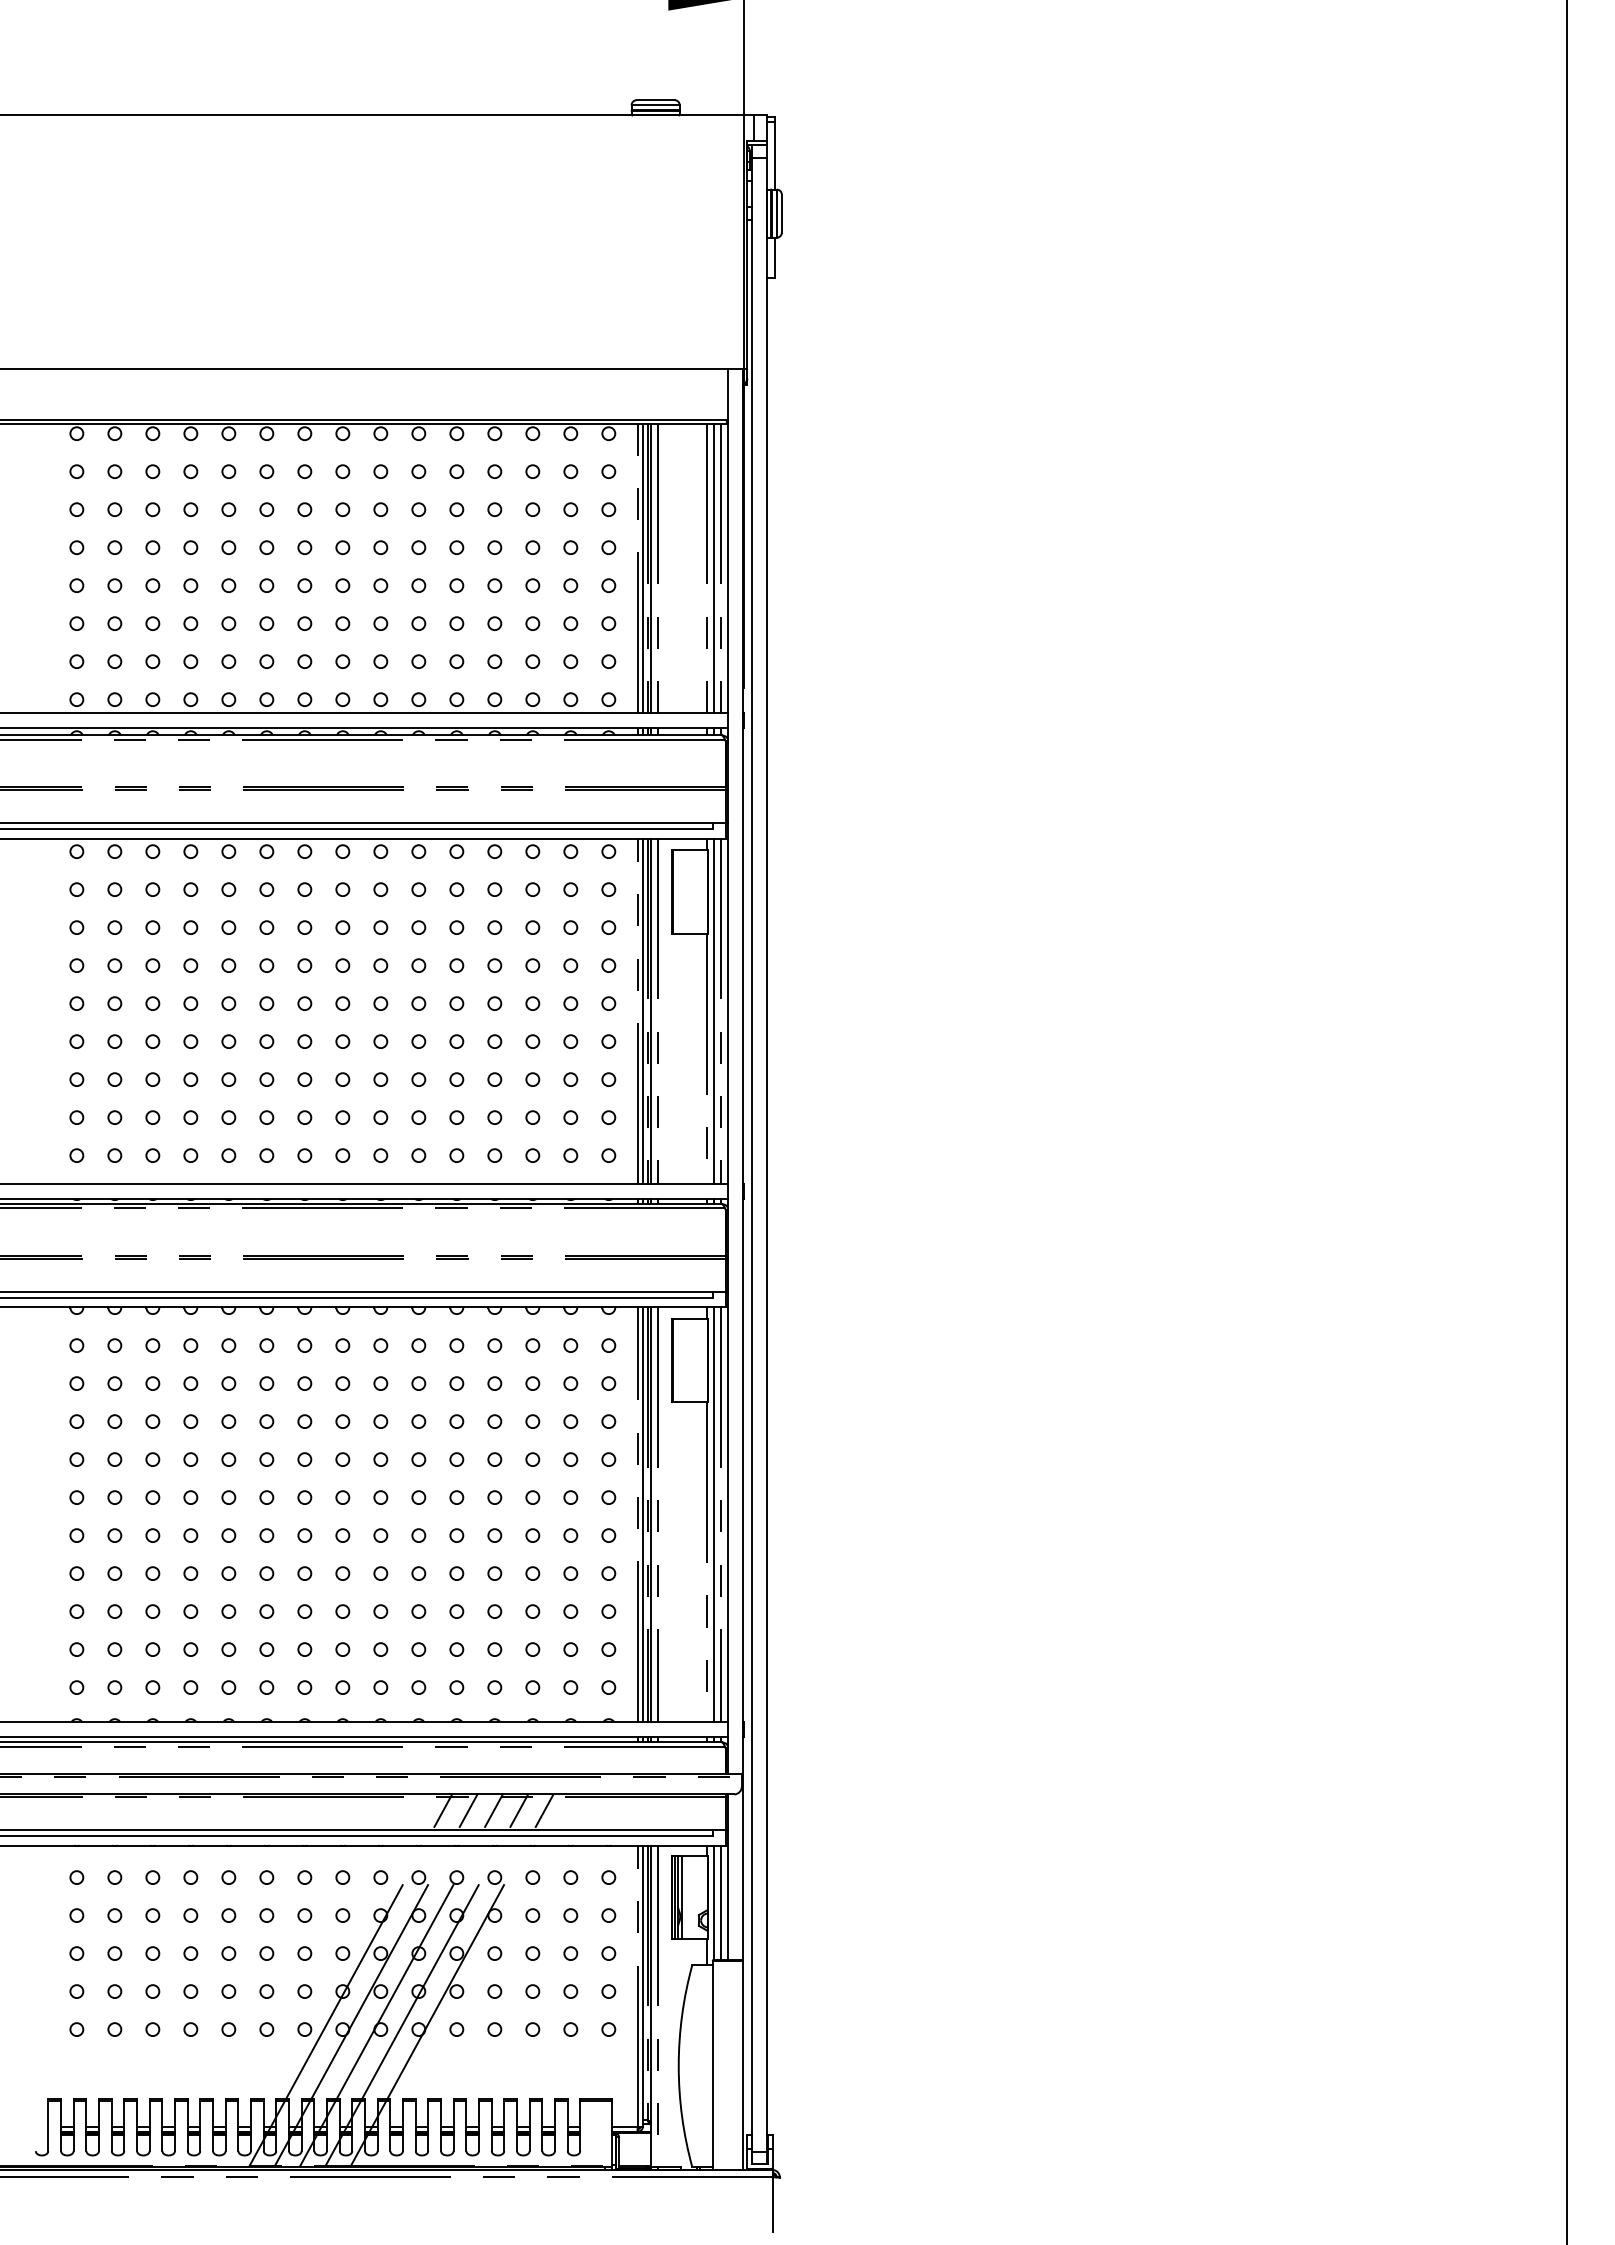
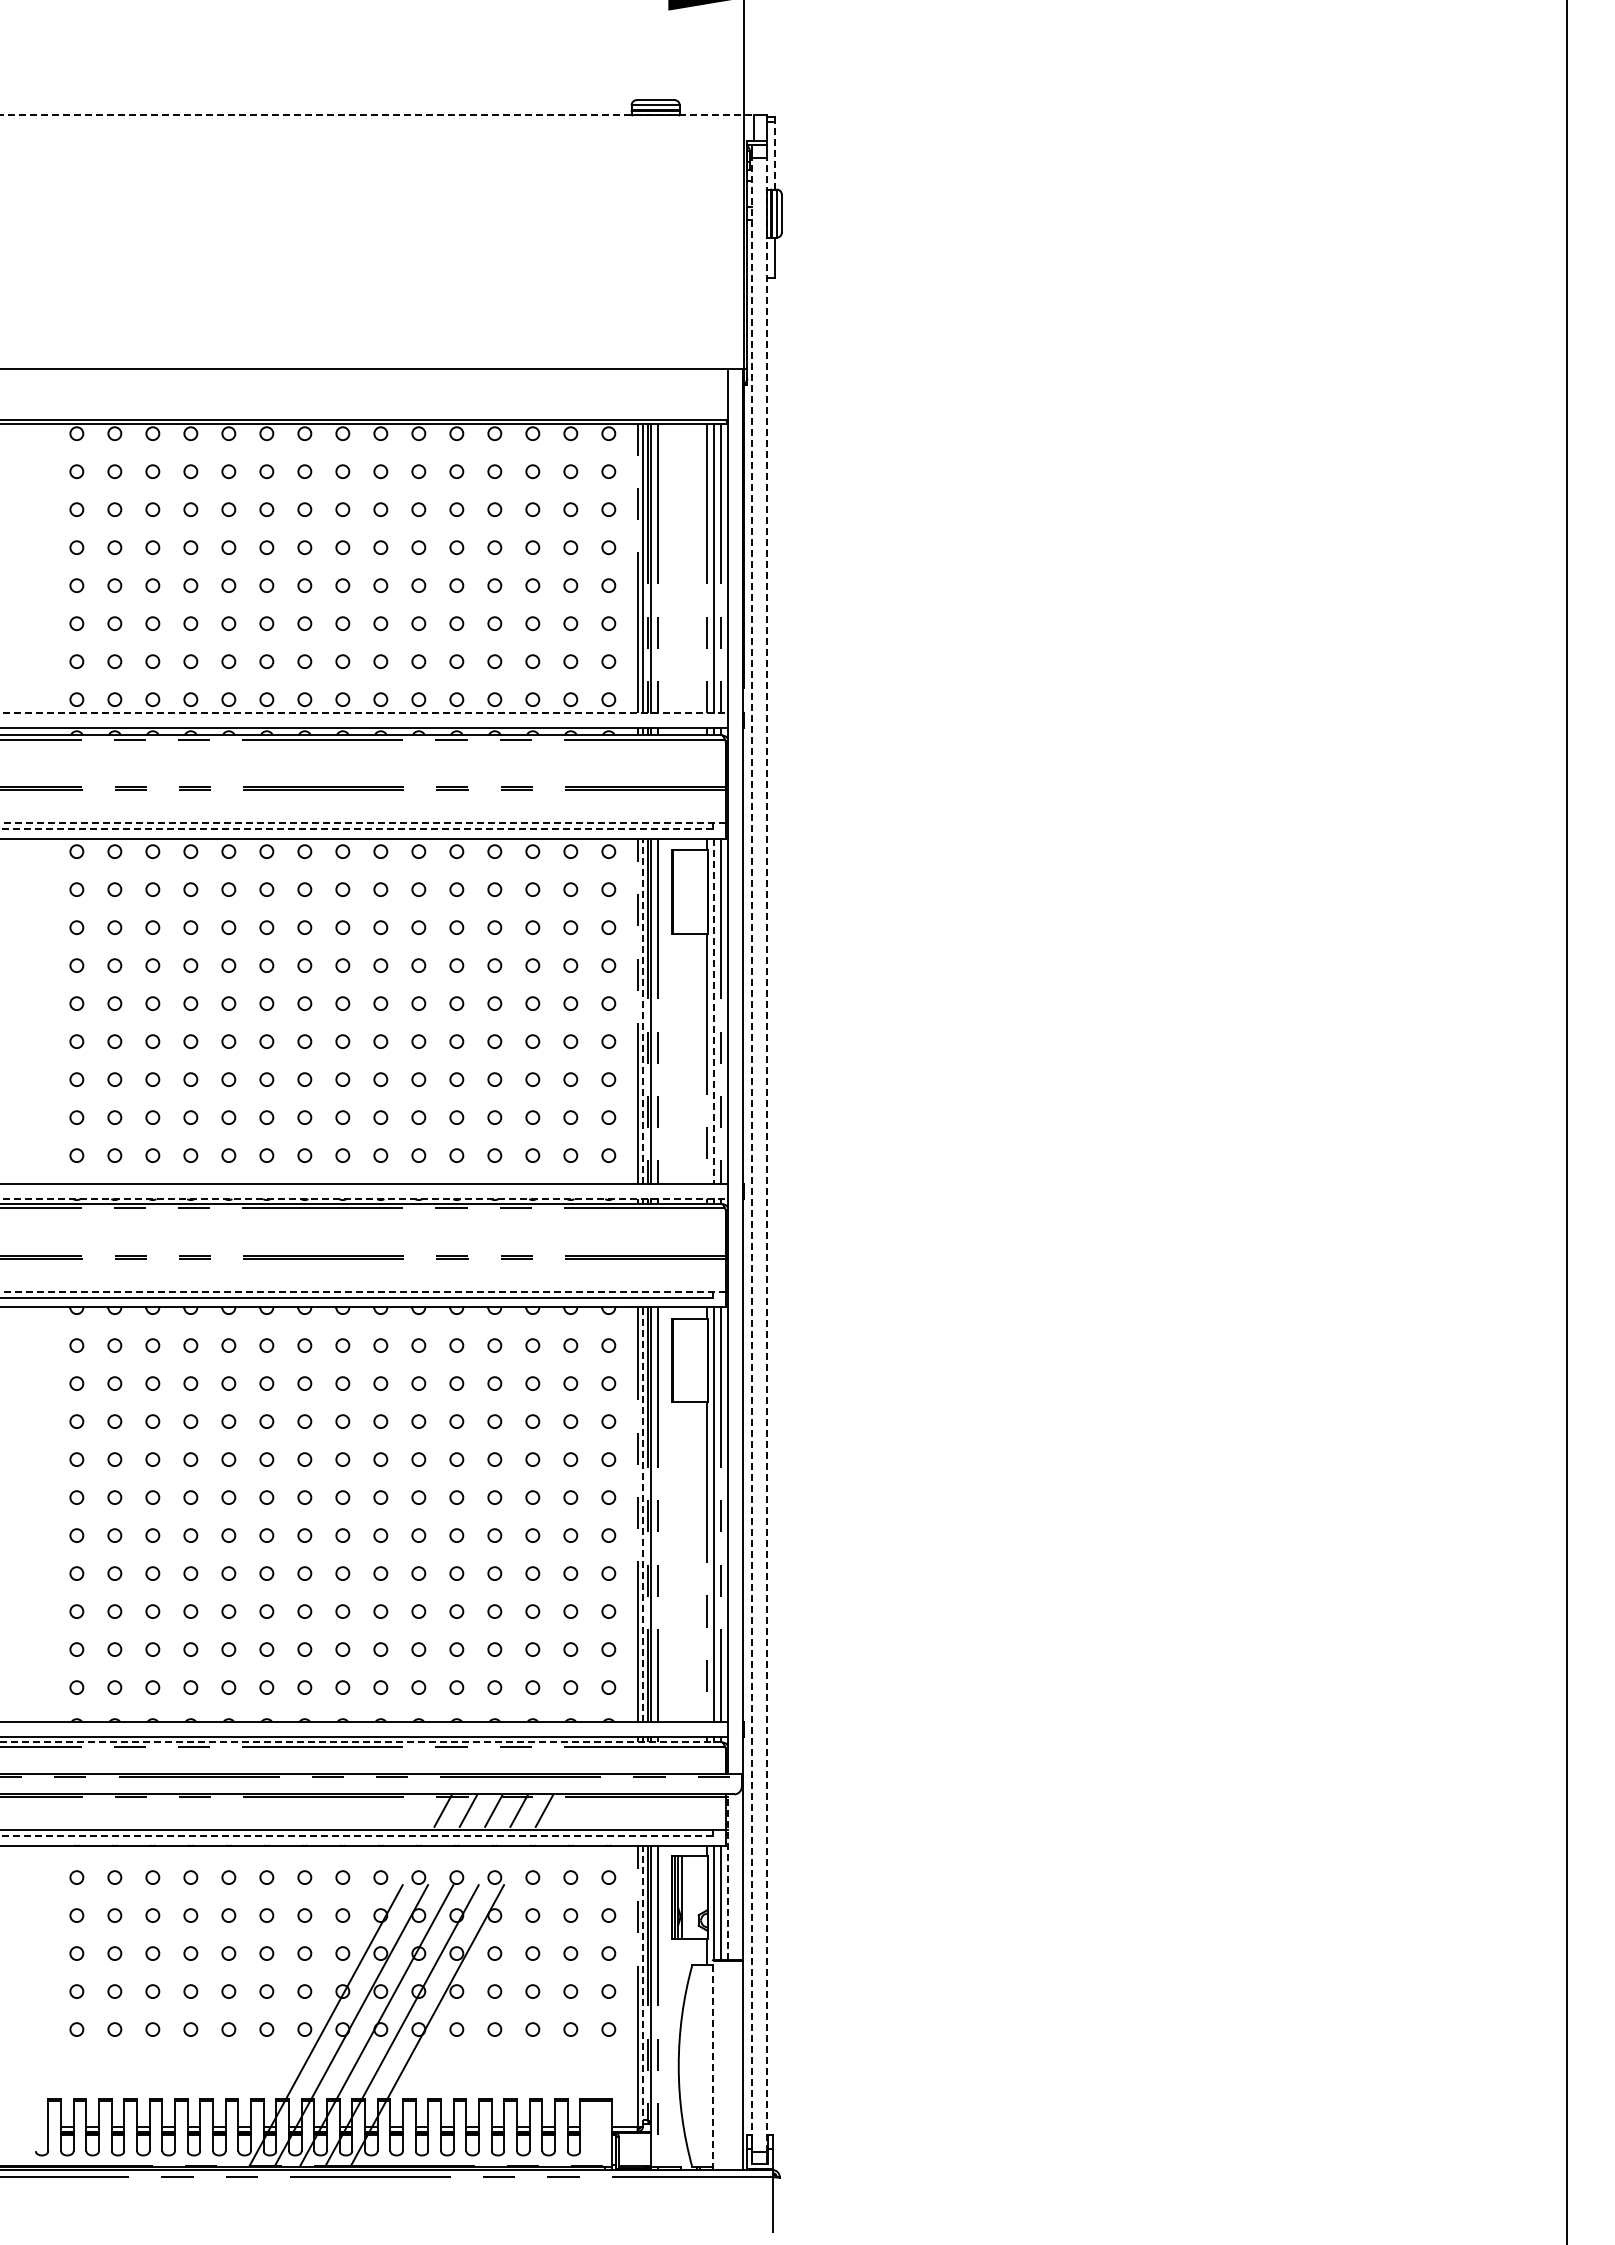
line: solid -> dashed (377, 115)
line: solid -> dashed (774, 155)
line: solid -> dashed (364, 713)
line: solid -> dashed (363, 823)
line: solid -> dashed (356, 829)
line: solid -> dashed (642, 1011)
line: solid -> dashed (713, 1011)
line: solid -> dashed (751, 1154)
line: solid -> dashed (767, 1154)
line: solid -> dashed (364, 1199)
line: solid -> dashed (363, 1292)
line: solid -> dashed (642, 1514)
line: solid -> dashed (360, 1742)
line: solid -> dashed (356, 1836)
line: solid -> dashed (727, 1877)
line: solid -> dashed (642, 1986)
line: solid -> dashed (712, 2065)
